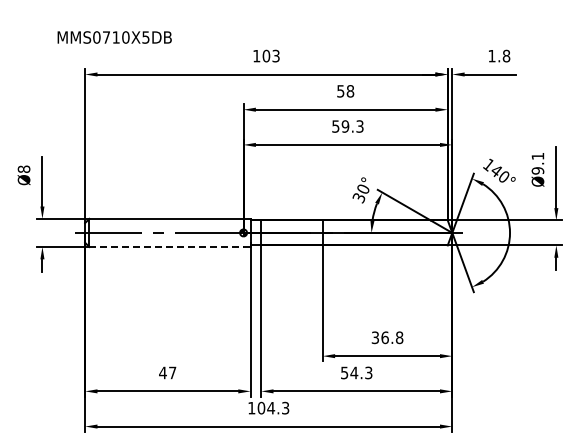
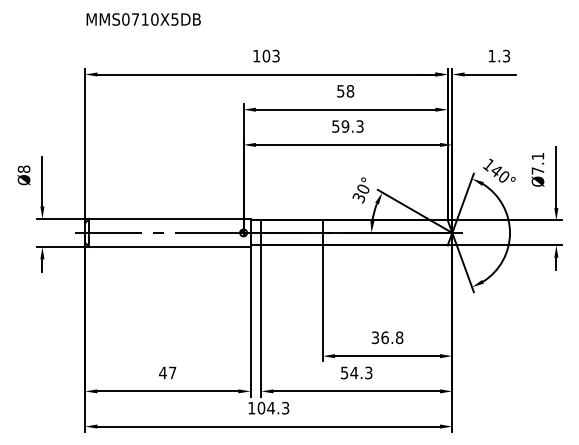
text position: (114, 37) -> (143, 19) (143, 19)
text: 1.8 -> 1.3 (506, 55)
text: Ø9.1 -> Ø7.1 (537, 170)
line: dashed -> solid (166, 247)
